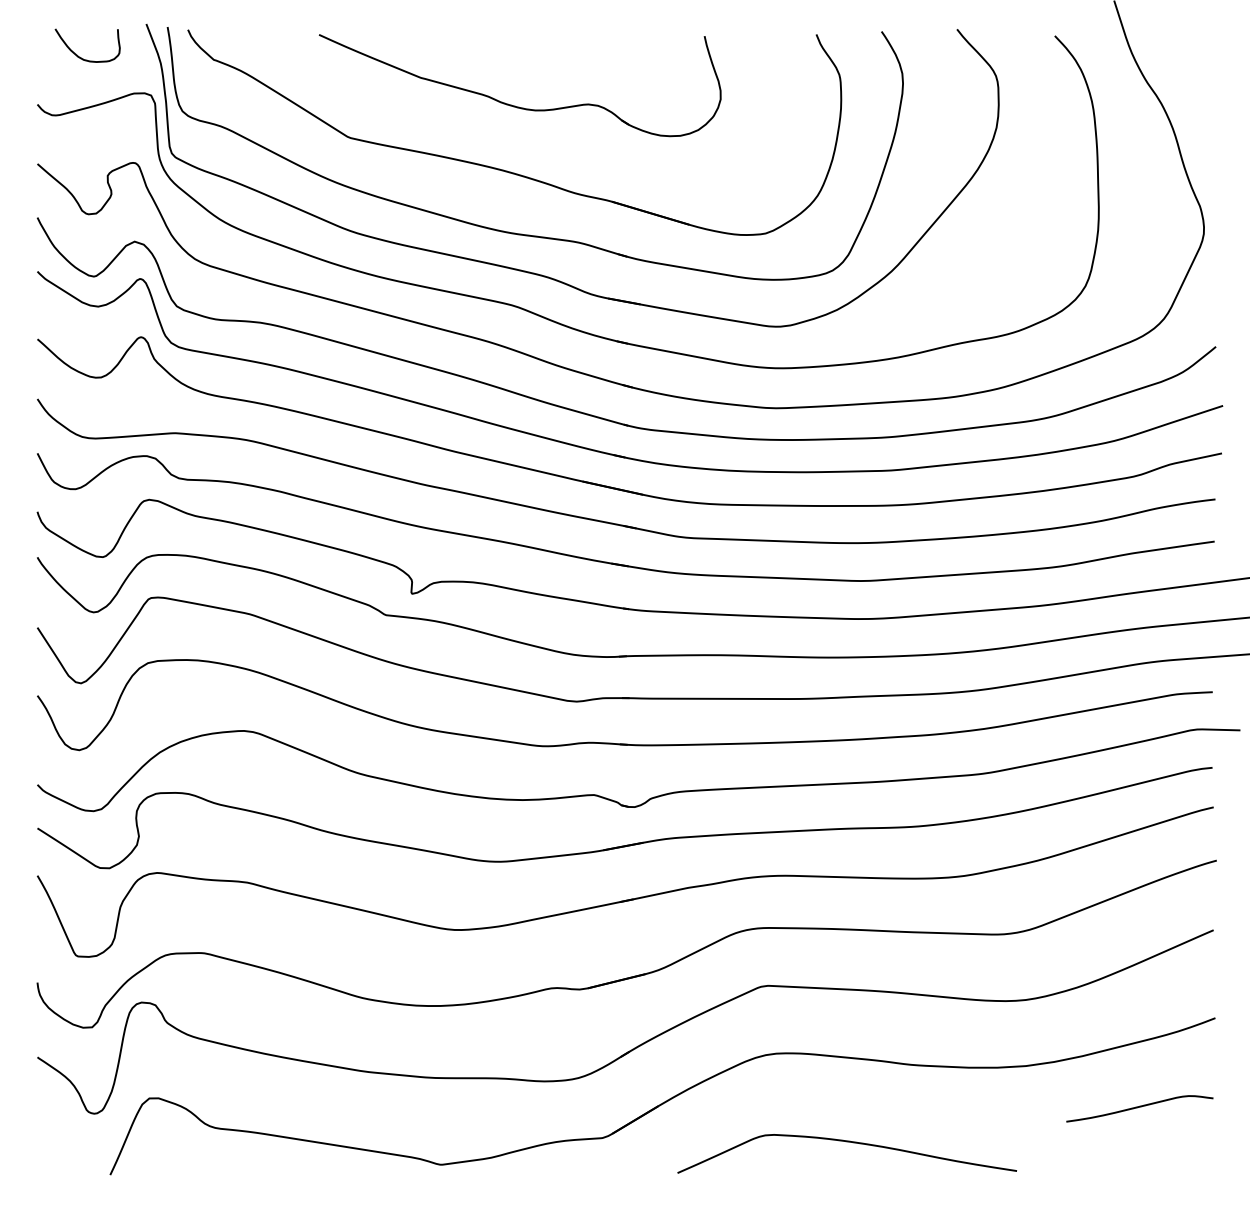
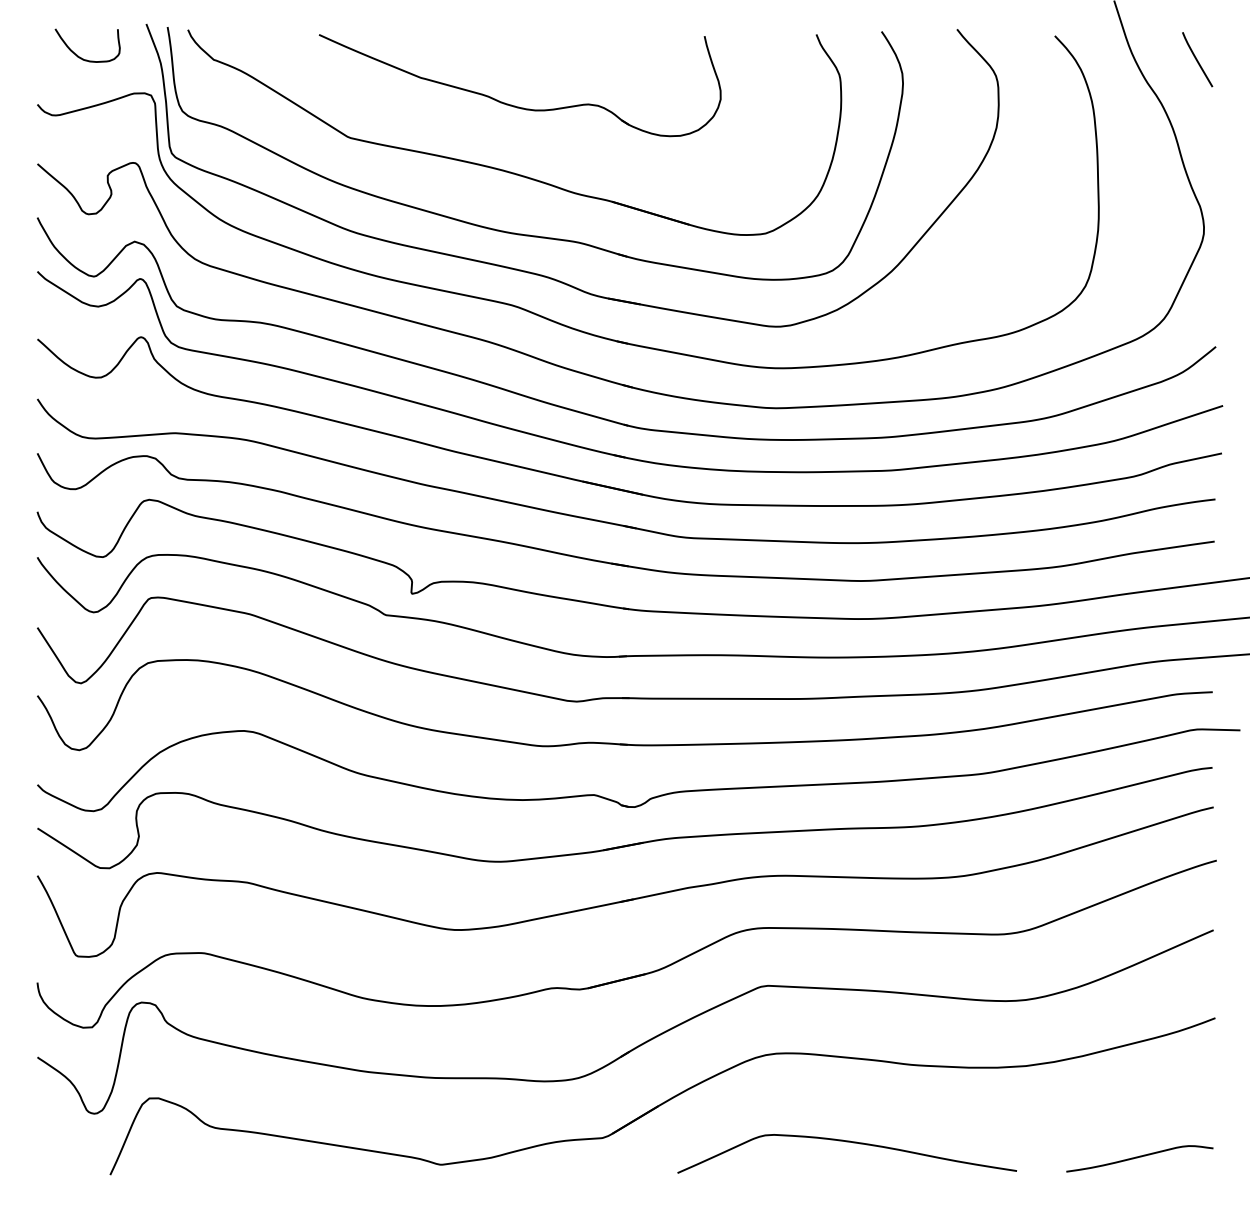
curve: none -> present (1197, 59)
curve position: (1139, 1107) -> (1139, 1157) (1139, 1157)
